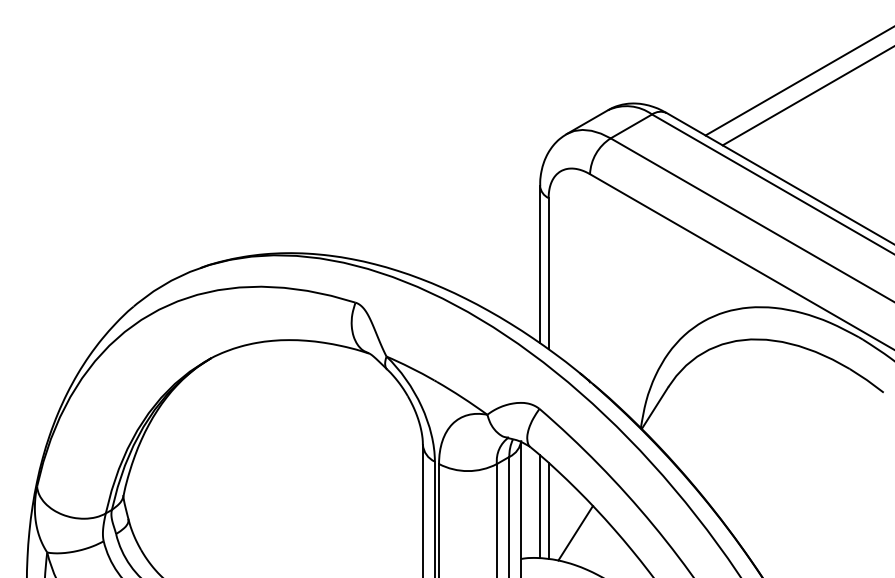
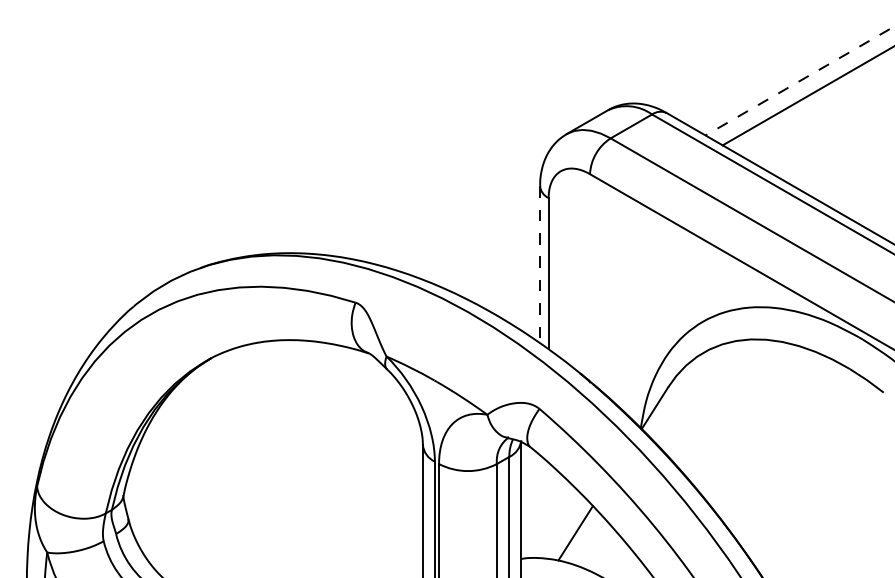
line: solid -> dashed (799, 81)
line: solid -> dashed (540, 264)
line: present -> none (540, 506)
line: present -> none (548, 510)
